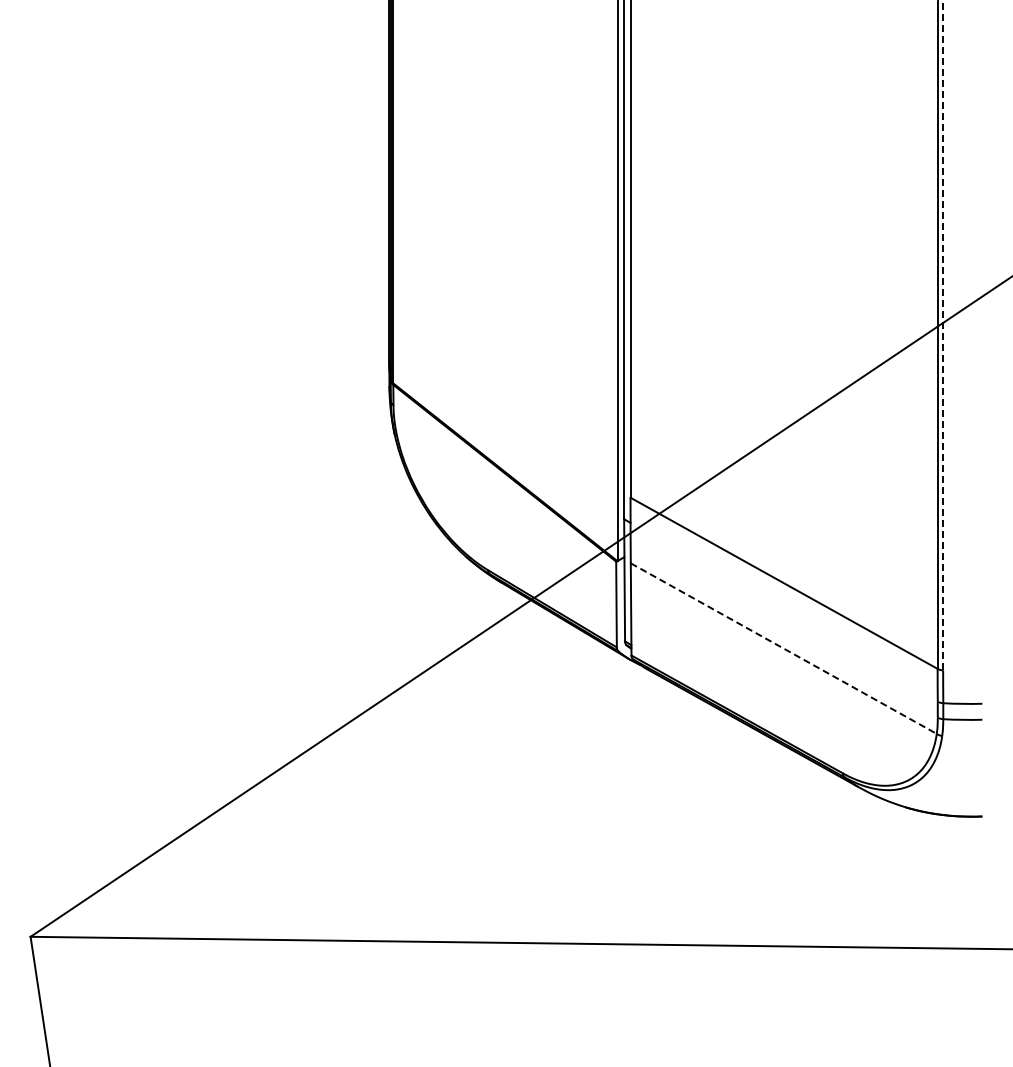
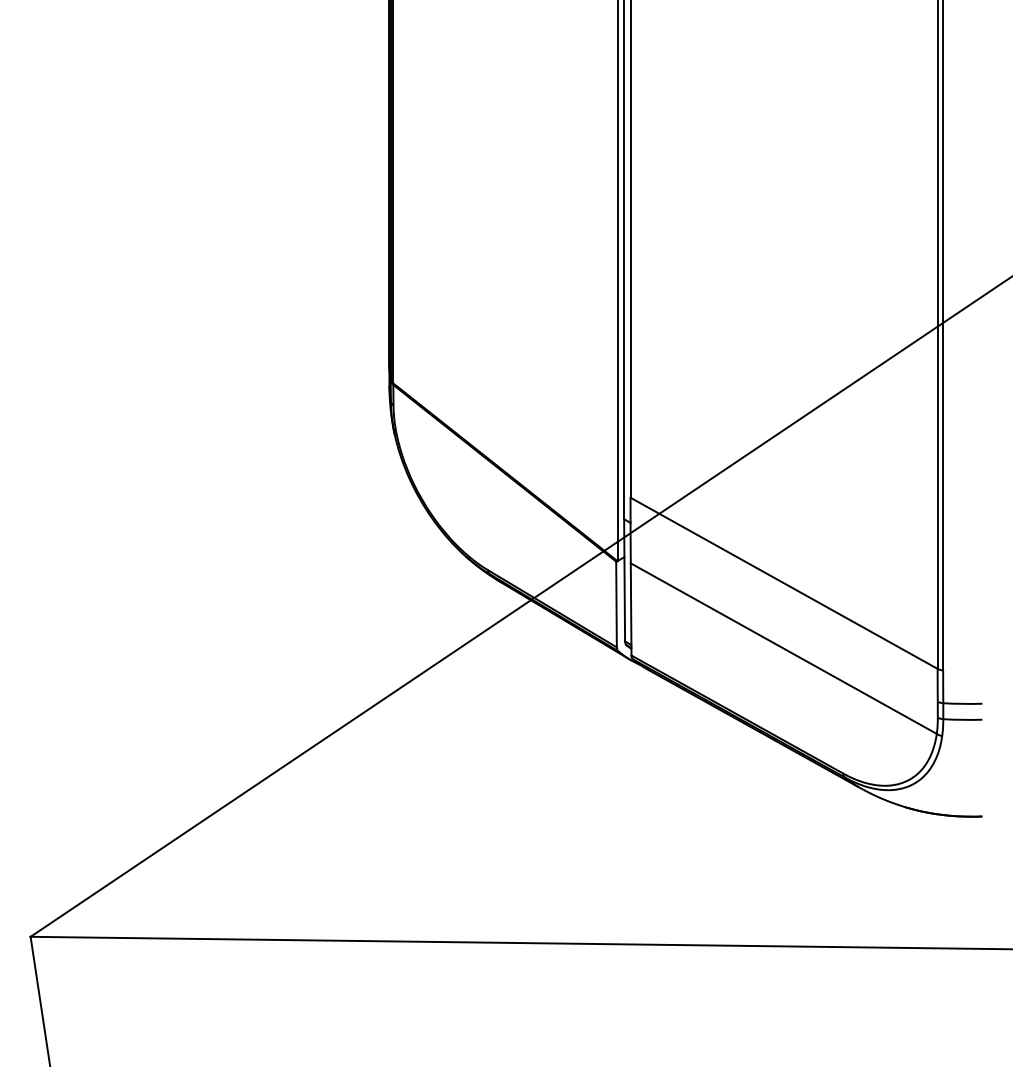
line: dashed -> solid (943, 334)
line: dashed -> solid (784, 648)
